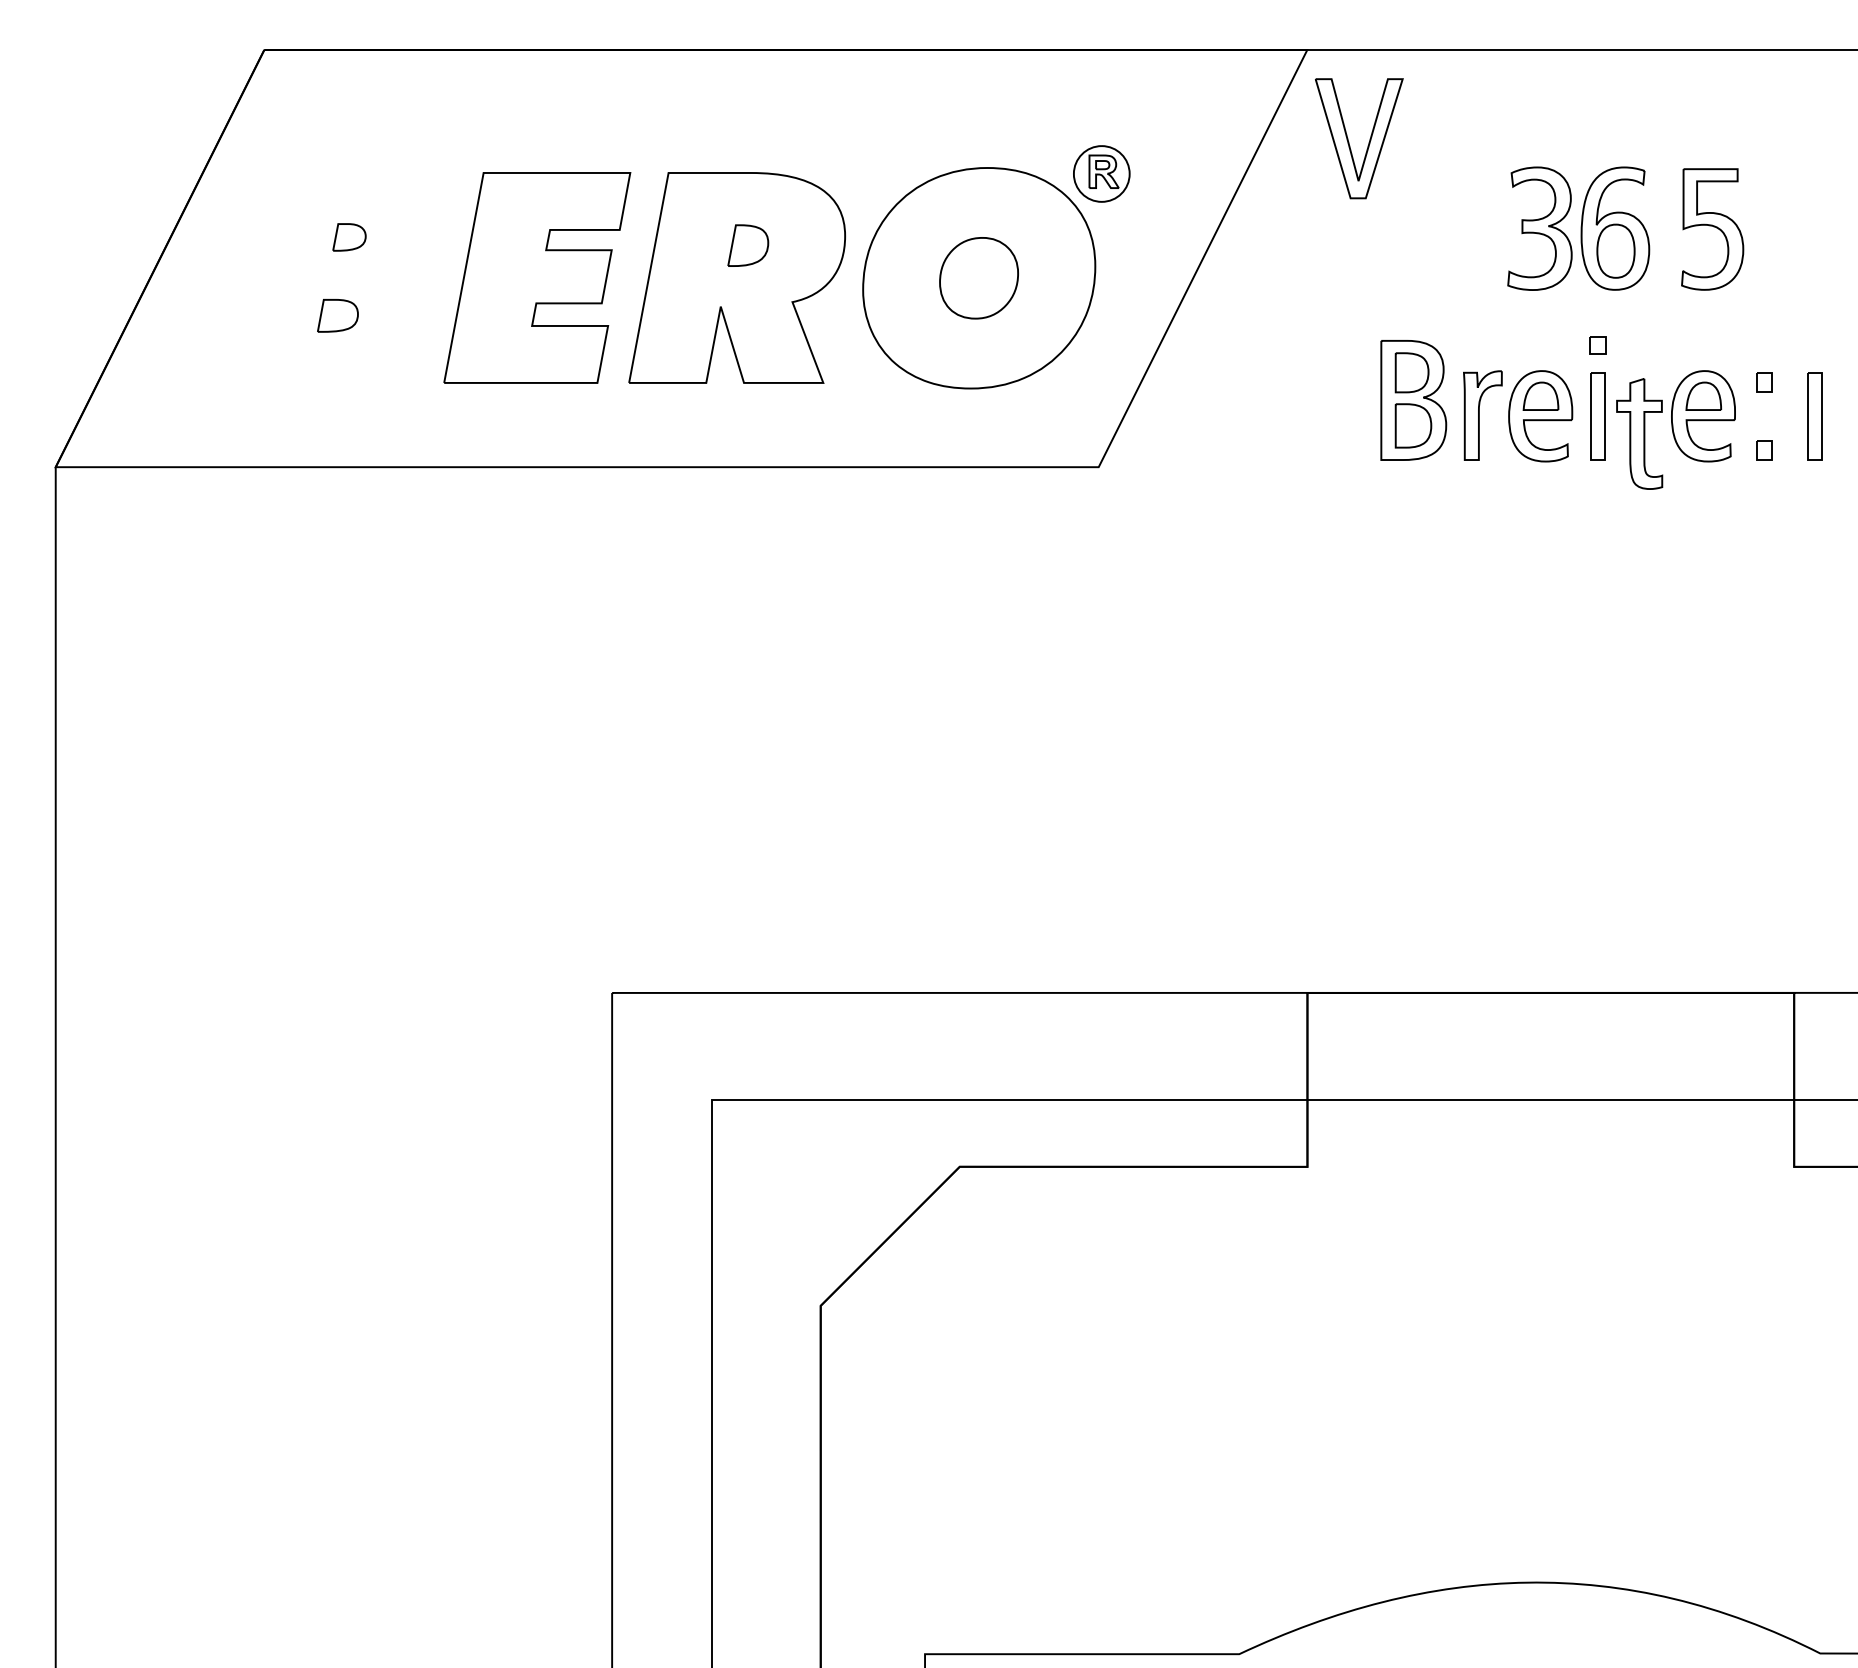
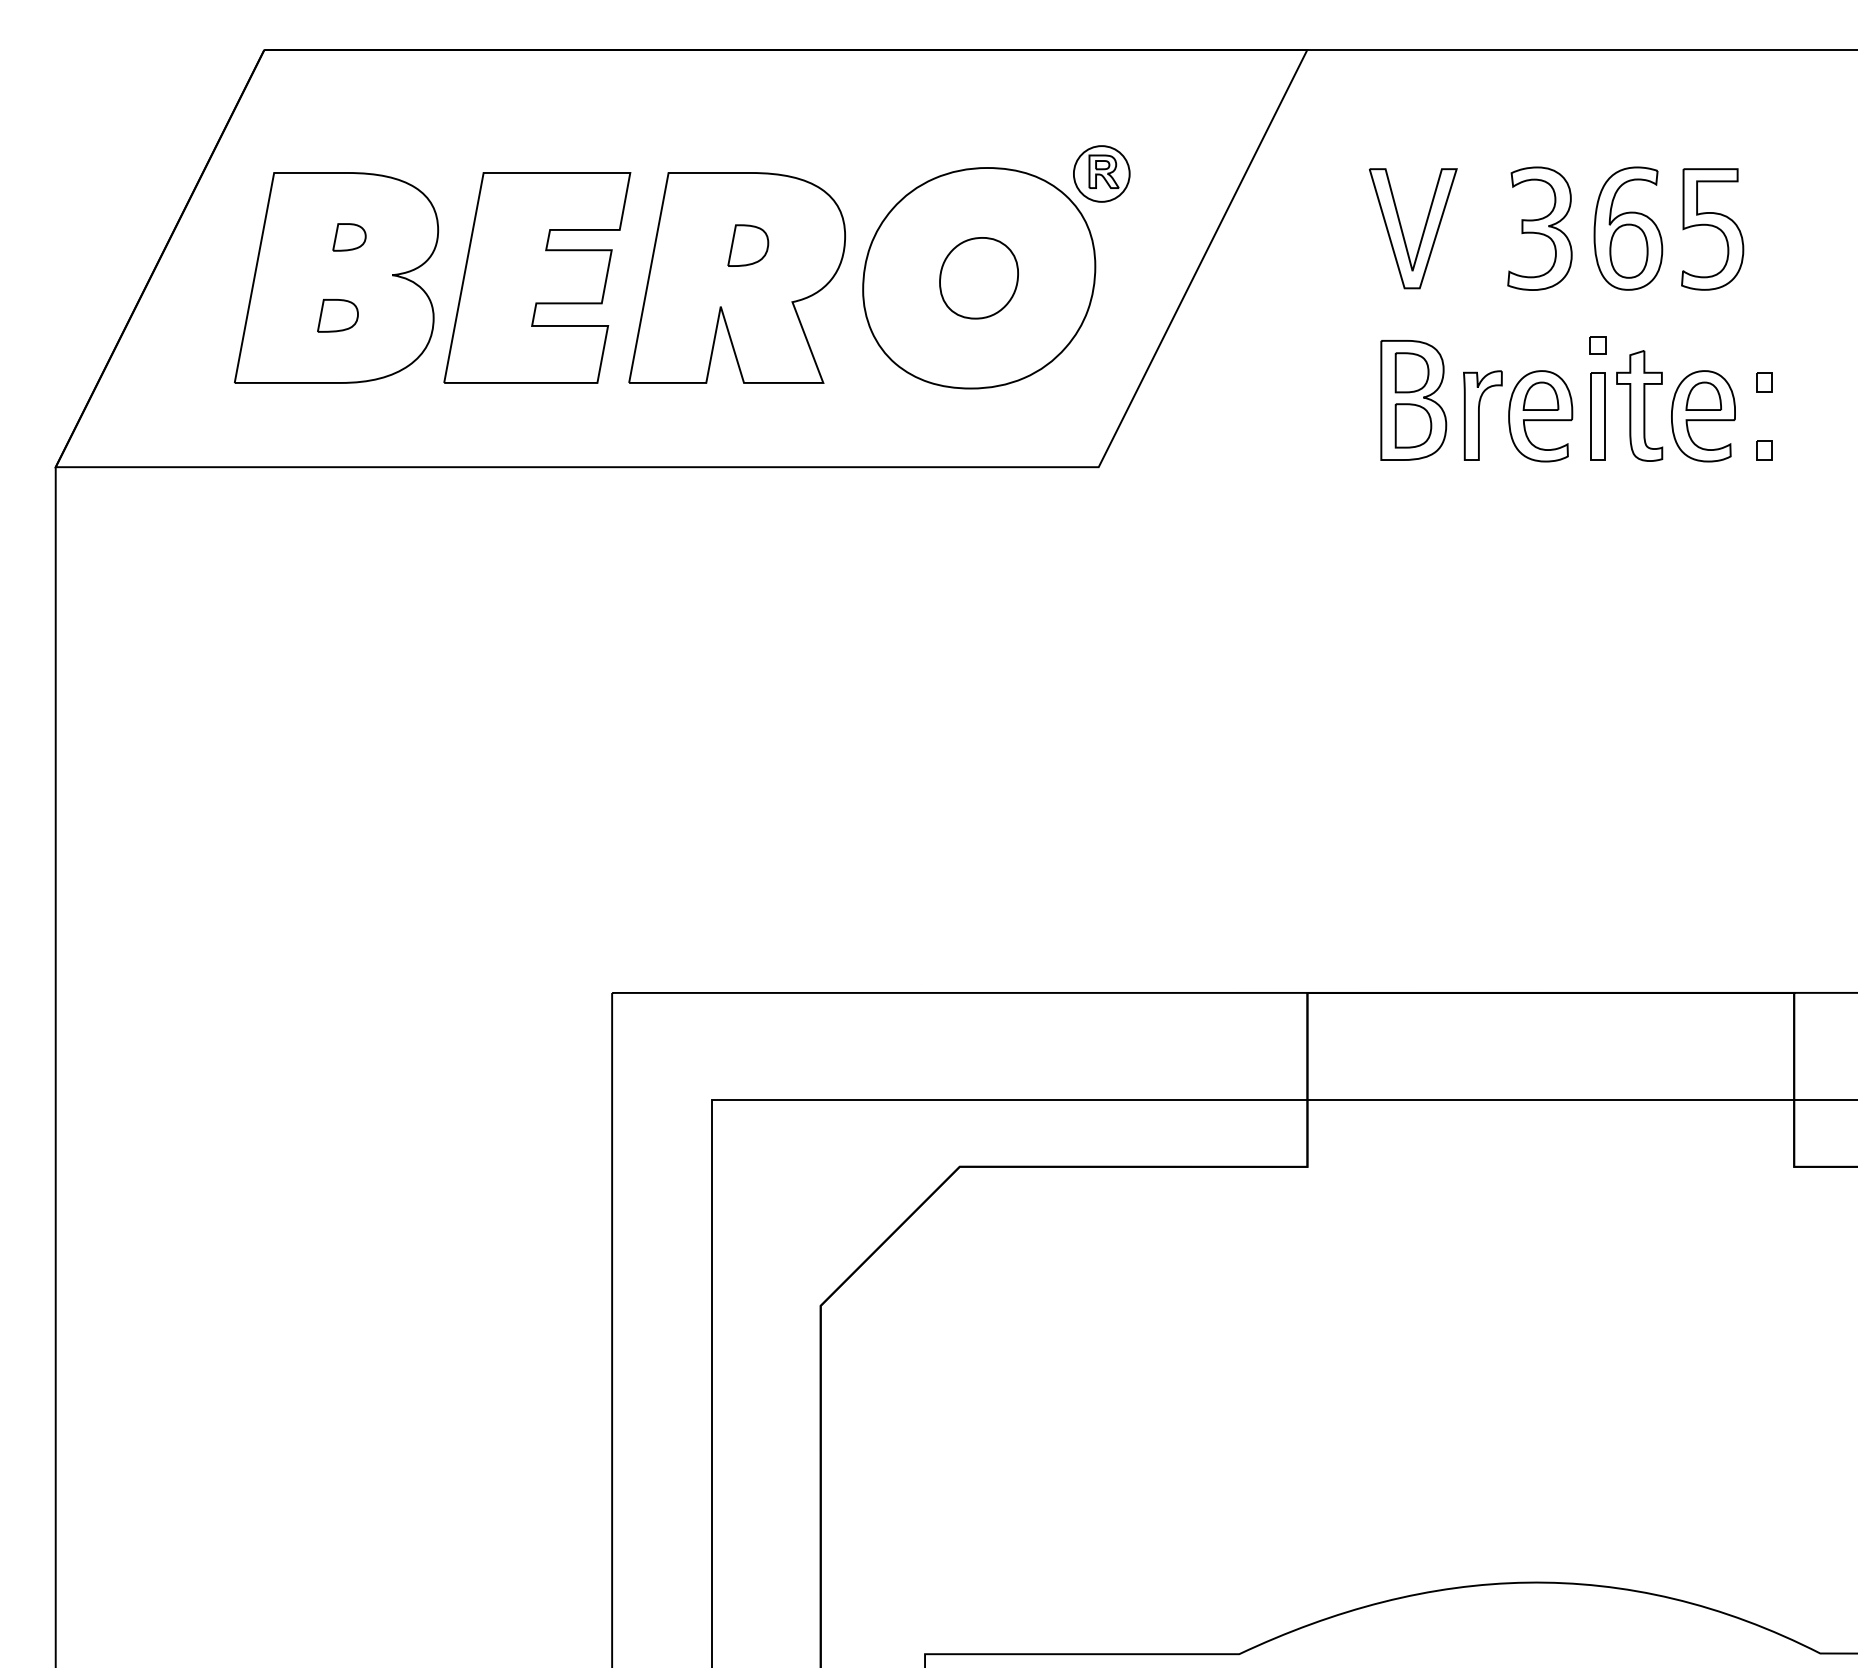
part position: (1368, 142) -> (1422, 232) (1422, 232)
part position: (1615, 228) -> (1628, 228) (1628, 228)
part: none -> present (336, 277)
part: present -> none (1814, 416)
part position: (1639, 433) -> (1639, 405) (1639, 405)
